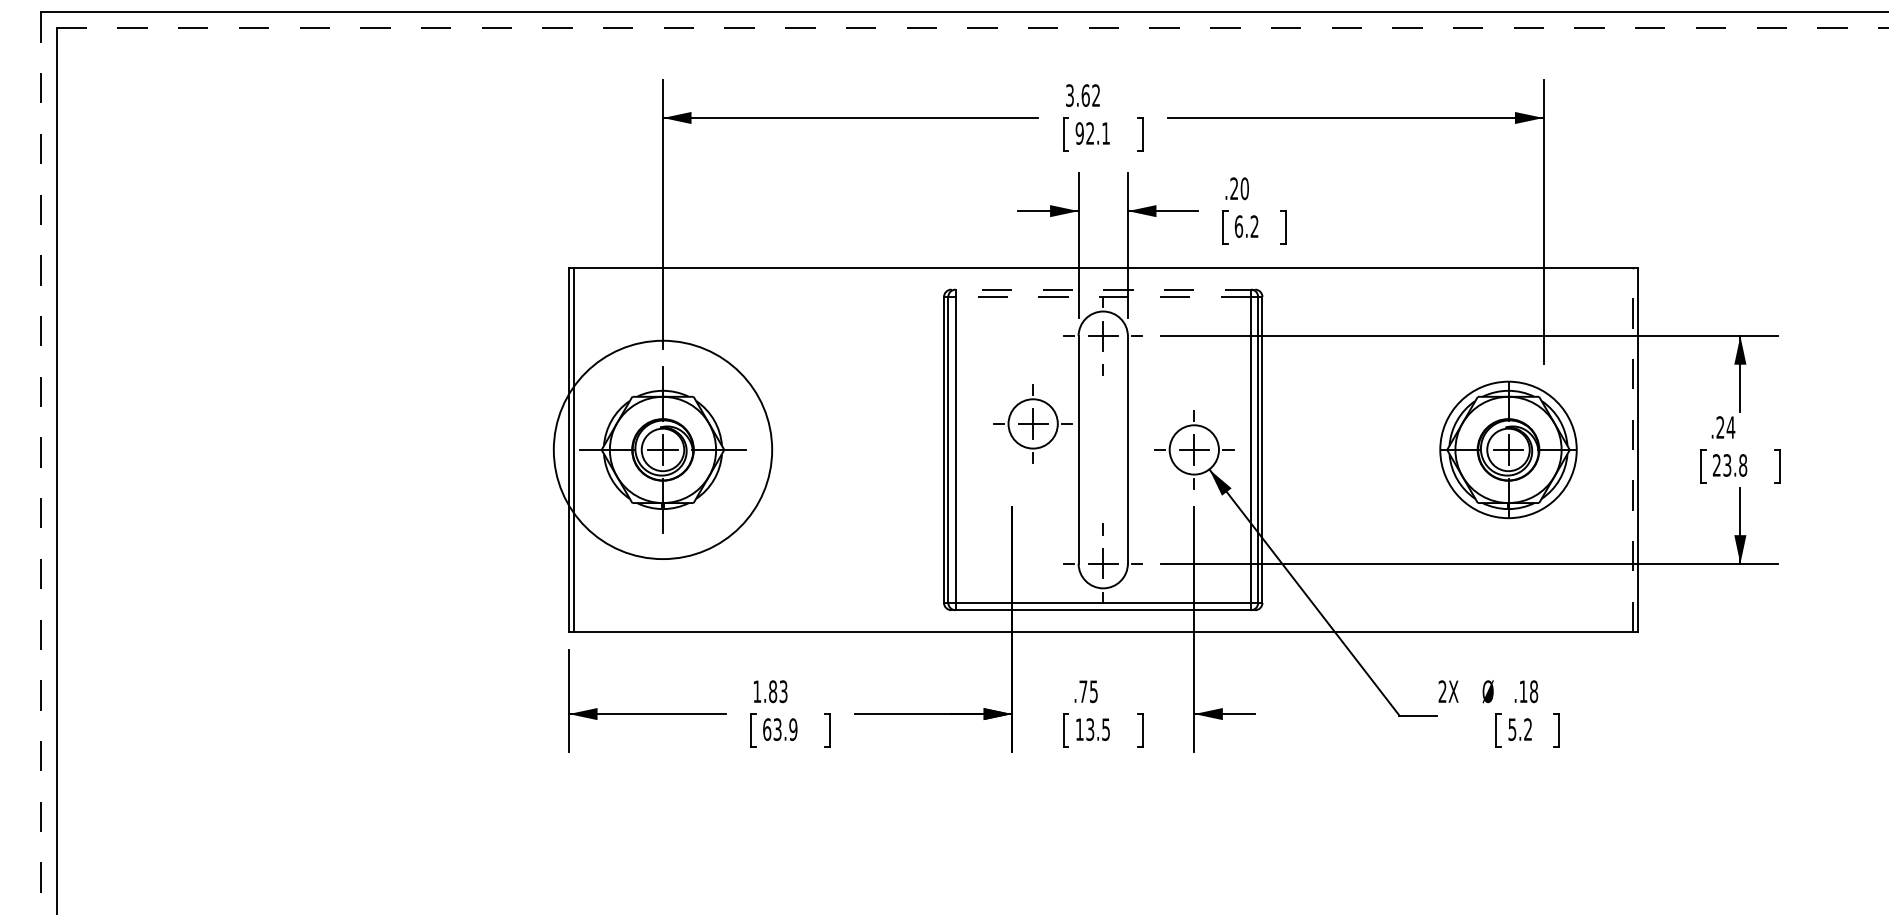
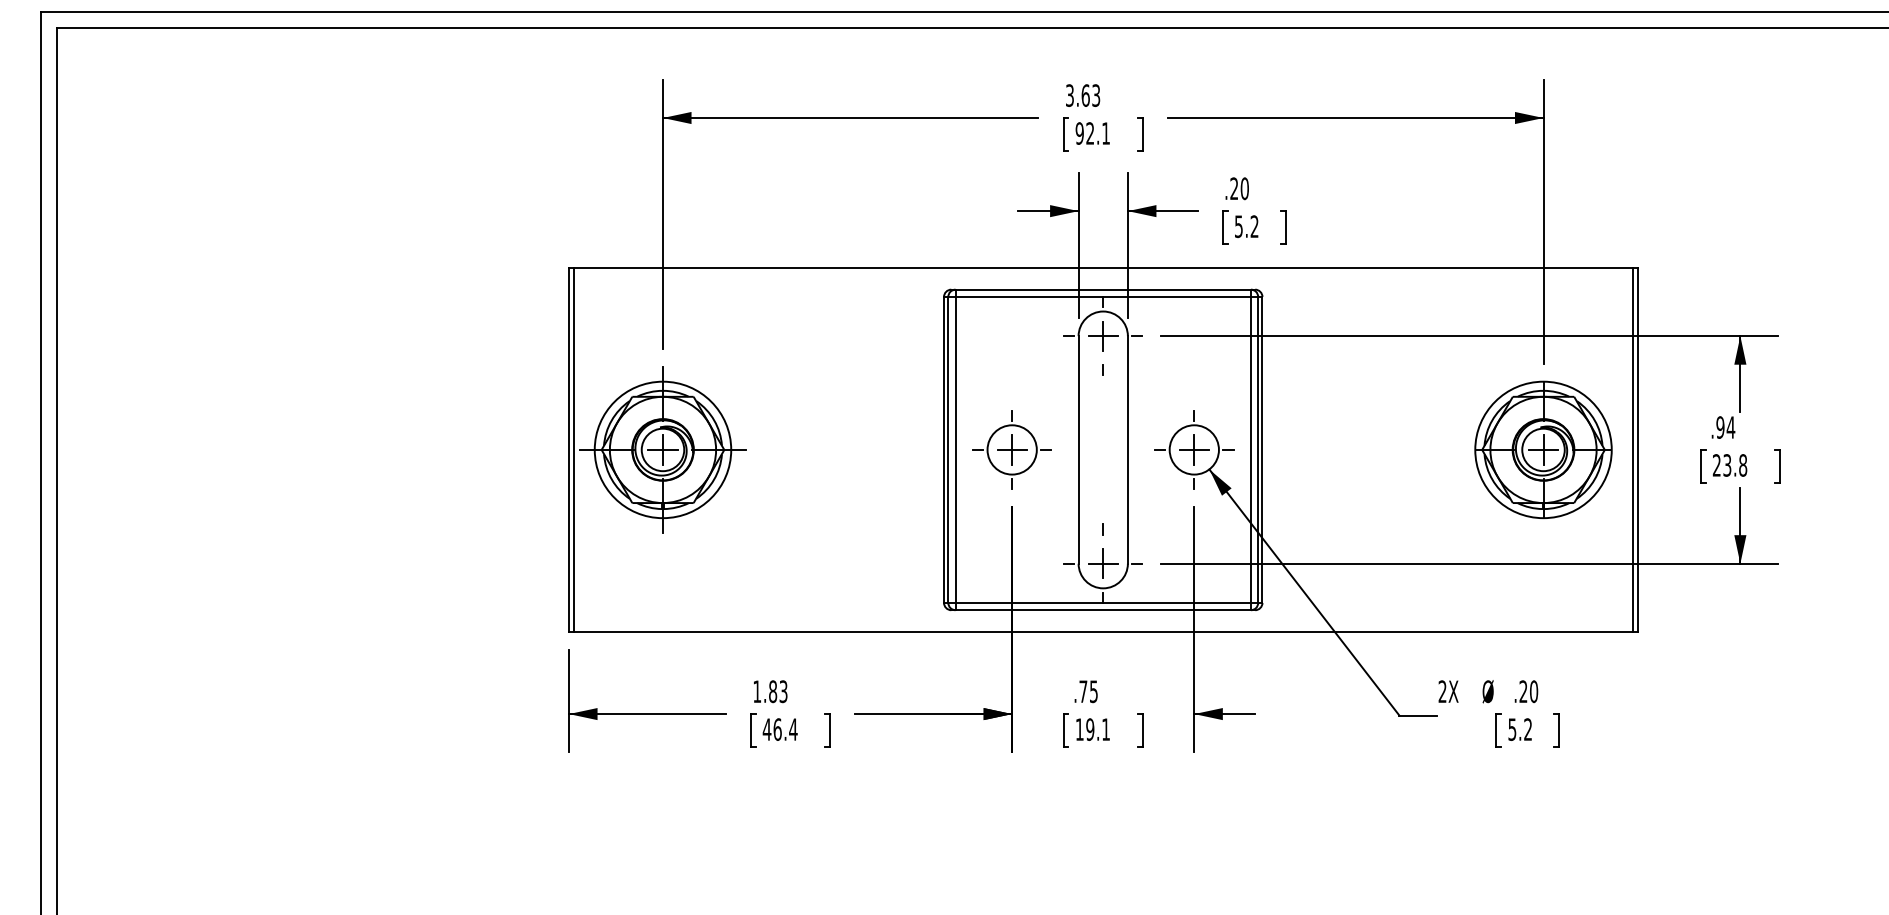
line: dashed -> solid (972, 27)
text: 3.62 -> 3.63 (1096, 95)
text: 6.2 -> 5.2 (1238, 226)
line: dashed -> solid (1103, 289)
line: dashed -> solid (1103, 296)
part position: (1032, 423) -> (1011, 449) (1011, 449)
text: .24 -> .94 (1720, 427)
circle diameter: 218 px -> 136 px (662, 449)
part position: (1508, 449) -> (1543, 449) (1543, 449)
line: dashed -> solid (1632, 449)
line: dashed -> solid (41, 463)
text: .18 -> .20 (1528, 691)
text: 63.9 -> 46.4 (779, 729)
text: 13.5 -> 19.1 (1097, 729)
